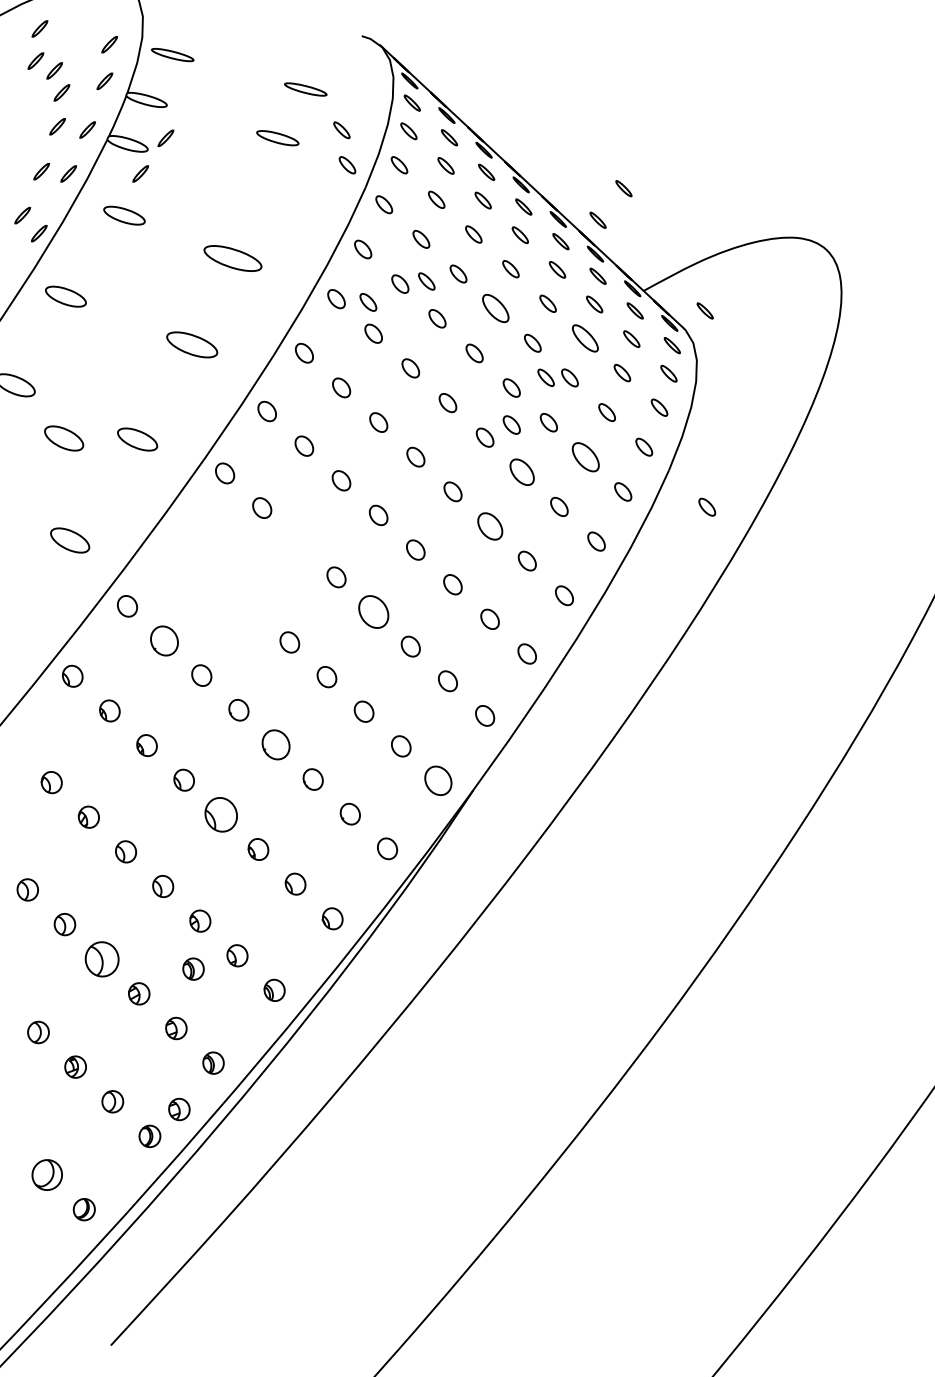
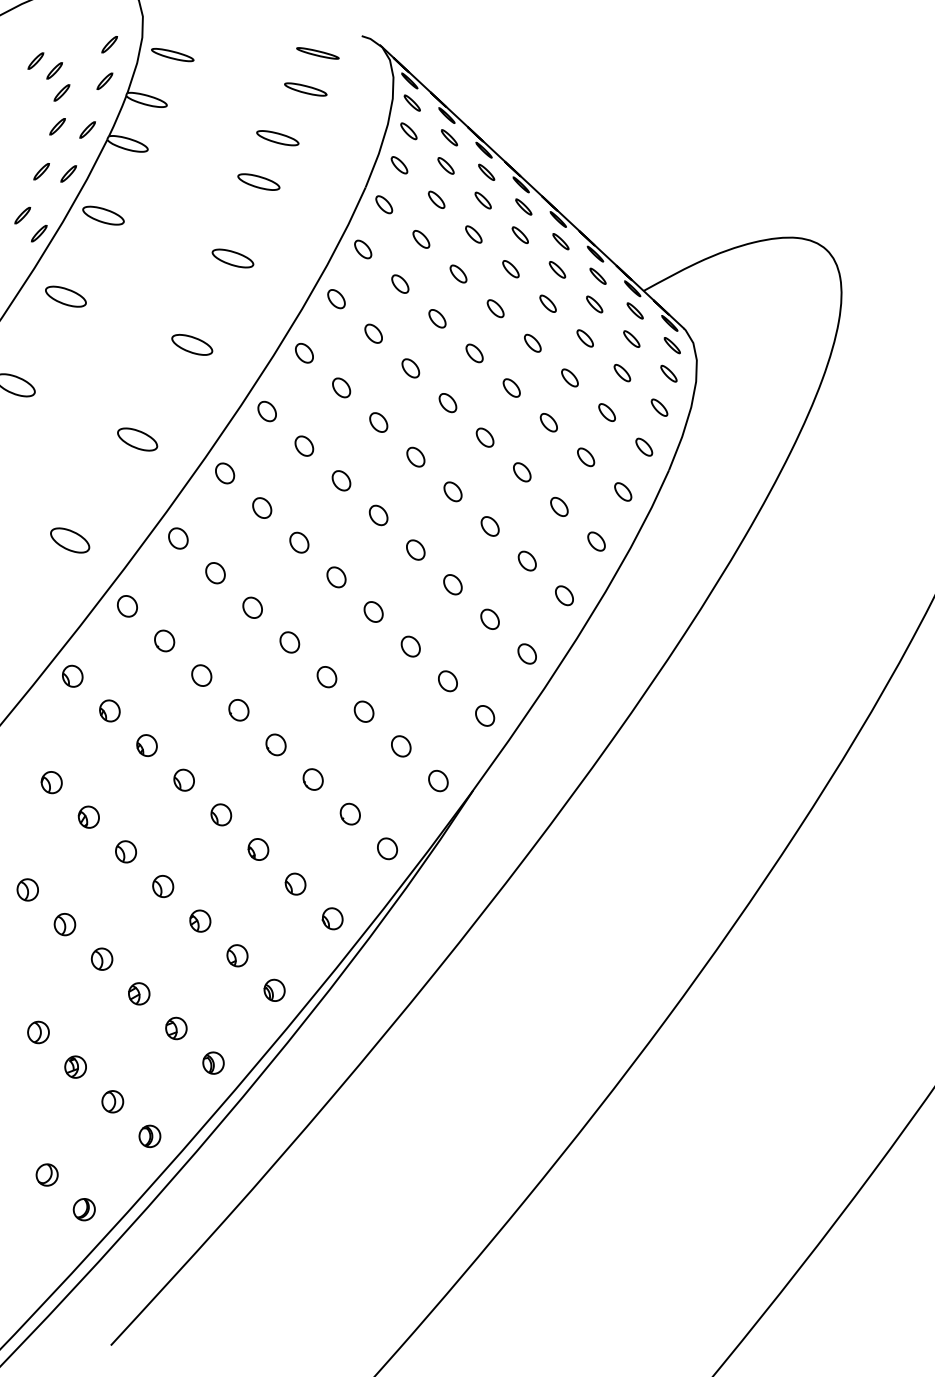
part: present -> none (39, 28)
part: none -> present (317, 53)
part: present -> none (341, 130)
part: present -> none (165, 137)
part: present -> none (347, 165)
part: present -> none (140, 173)
part: none -> present (258, 181)
part: present -> none (623, 188)
part position: (124, 215) -> (103, 215) (103, 215)
part: present -> none (597, 219)
part size: 60x27 px -> 44x21 px (232, 258)
part: present -> none (426, 281)
part: present -> none (368, 302)
part size: 28x30 px -> 19x20 px (495, 308)
part: present -> none (704, 310)
part size: 27x29 px -> 18x19 px (584, 338)
part size: 53x28 px -> 43x22 px (192, 344)
part: present -> none (545, 377)
part: present -> none (511, 424)
part: present -> none (64, 438)
part size: 29x31 px -> 19x21 px (586, 457)
part size: 26x28 px -> 19x21 px (522, 472)
part: present -> none (707, 506)
part size: 27x29 px -> 20x21 px (489, 526)
part: none -> present (178, 538)
part: none -> present (299, 542)
part: none -> present (215, 573)
part: none -> present (252, 607)
part size: 32x34 px -> 21x22 px (373, 611)
part size: 29x32 px -> 22x24 px (164, 640)
part size: 30x32 px -> 22x24 px (275, 744)
part size: 29x31 px -> 21x23 px (438, 781)
part size: 34x36 px -> 23x24 px (221, 814)
part size: 36x37 px -> 24x24 px (101, 958)
part: present -> none (193, 968)
part: present -> none (179, 1109)
part size: 32x32 px -> 24x24 px (46, 1174)
